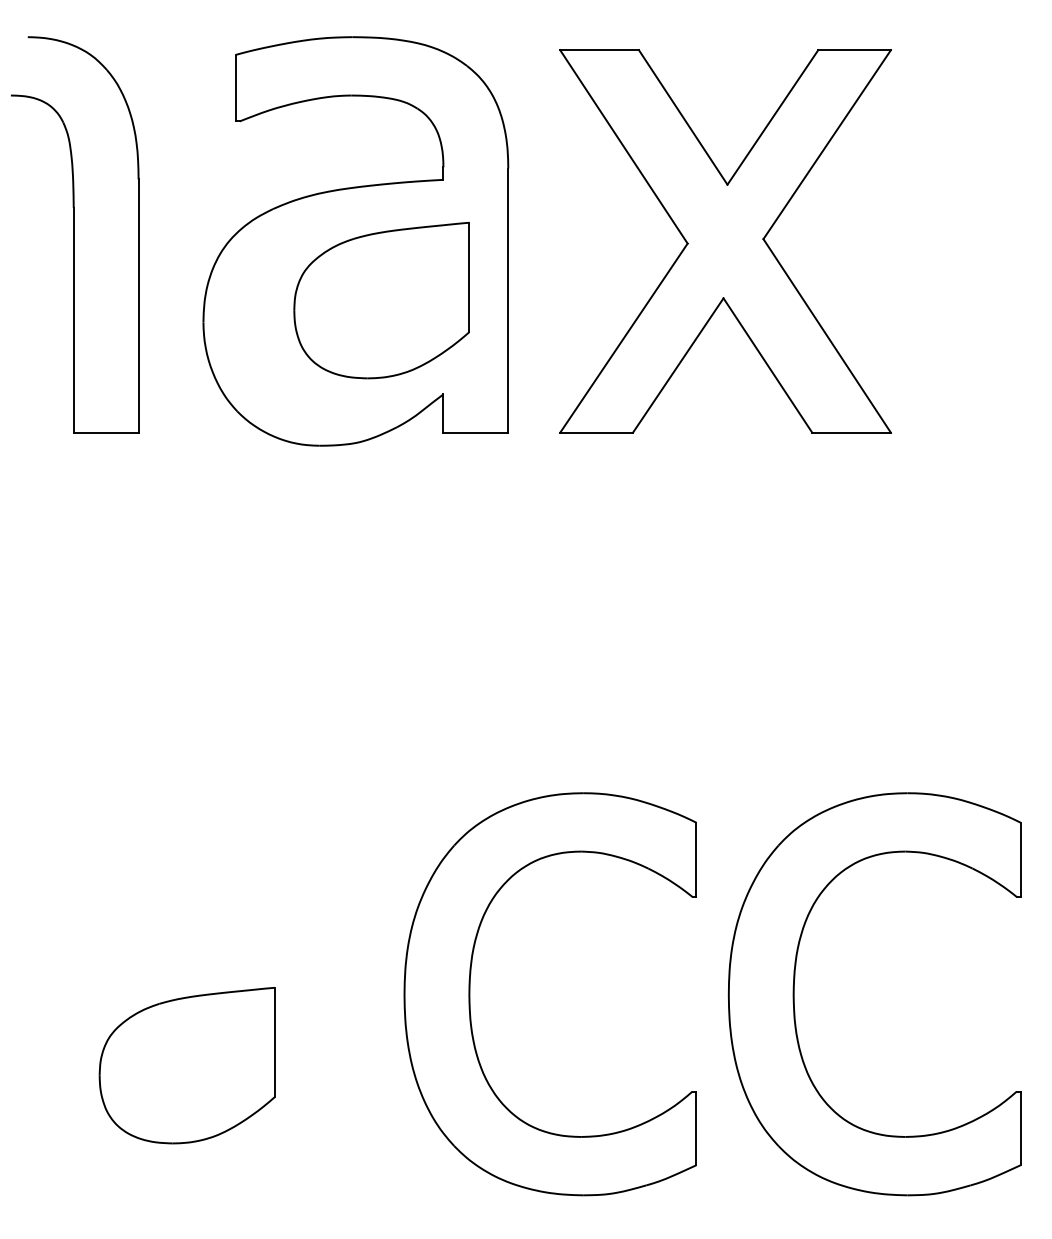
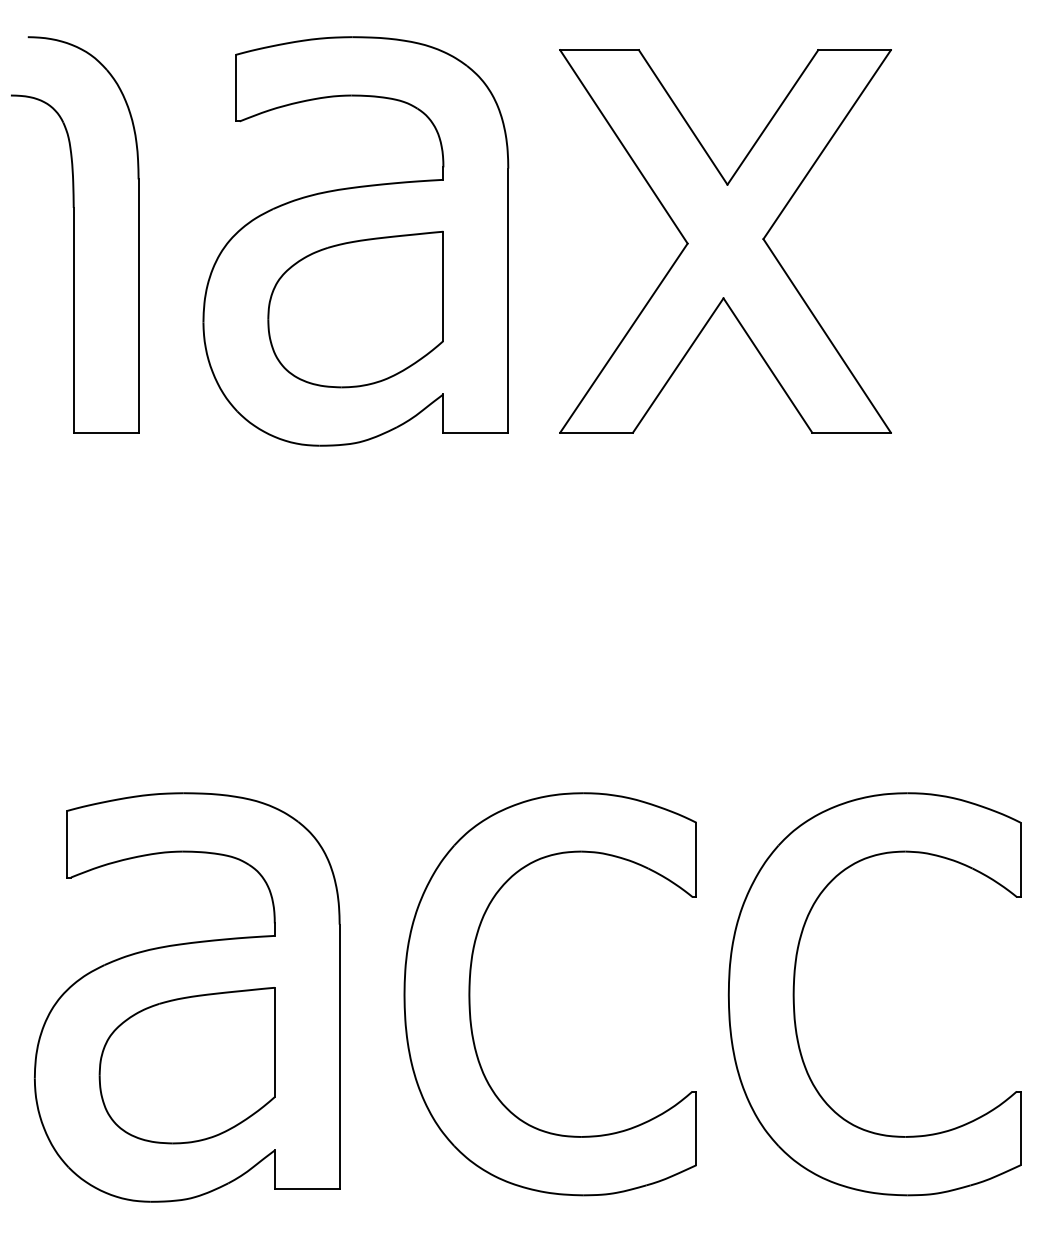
part position: (381, 300) -> (355, 309) (355, 309)
part: none -> present (186, 997)
